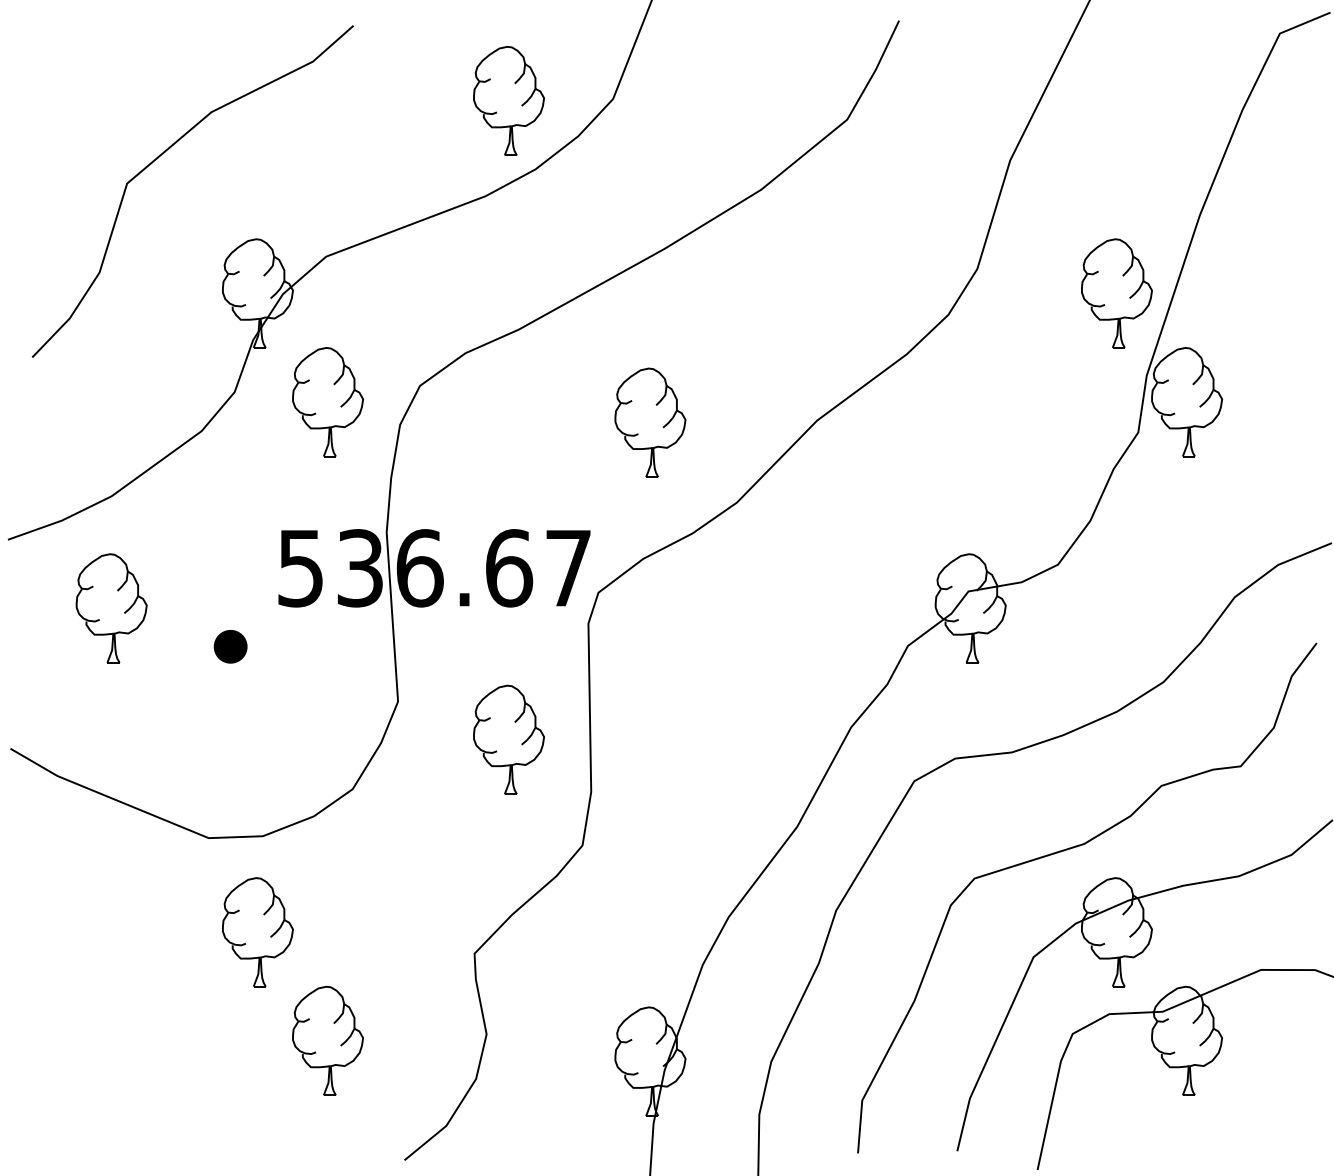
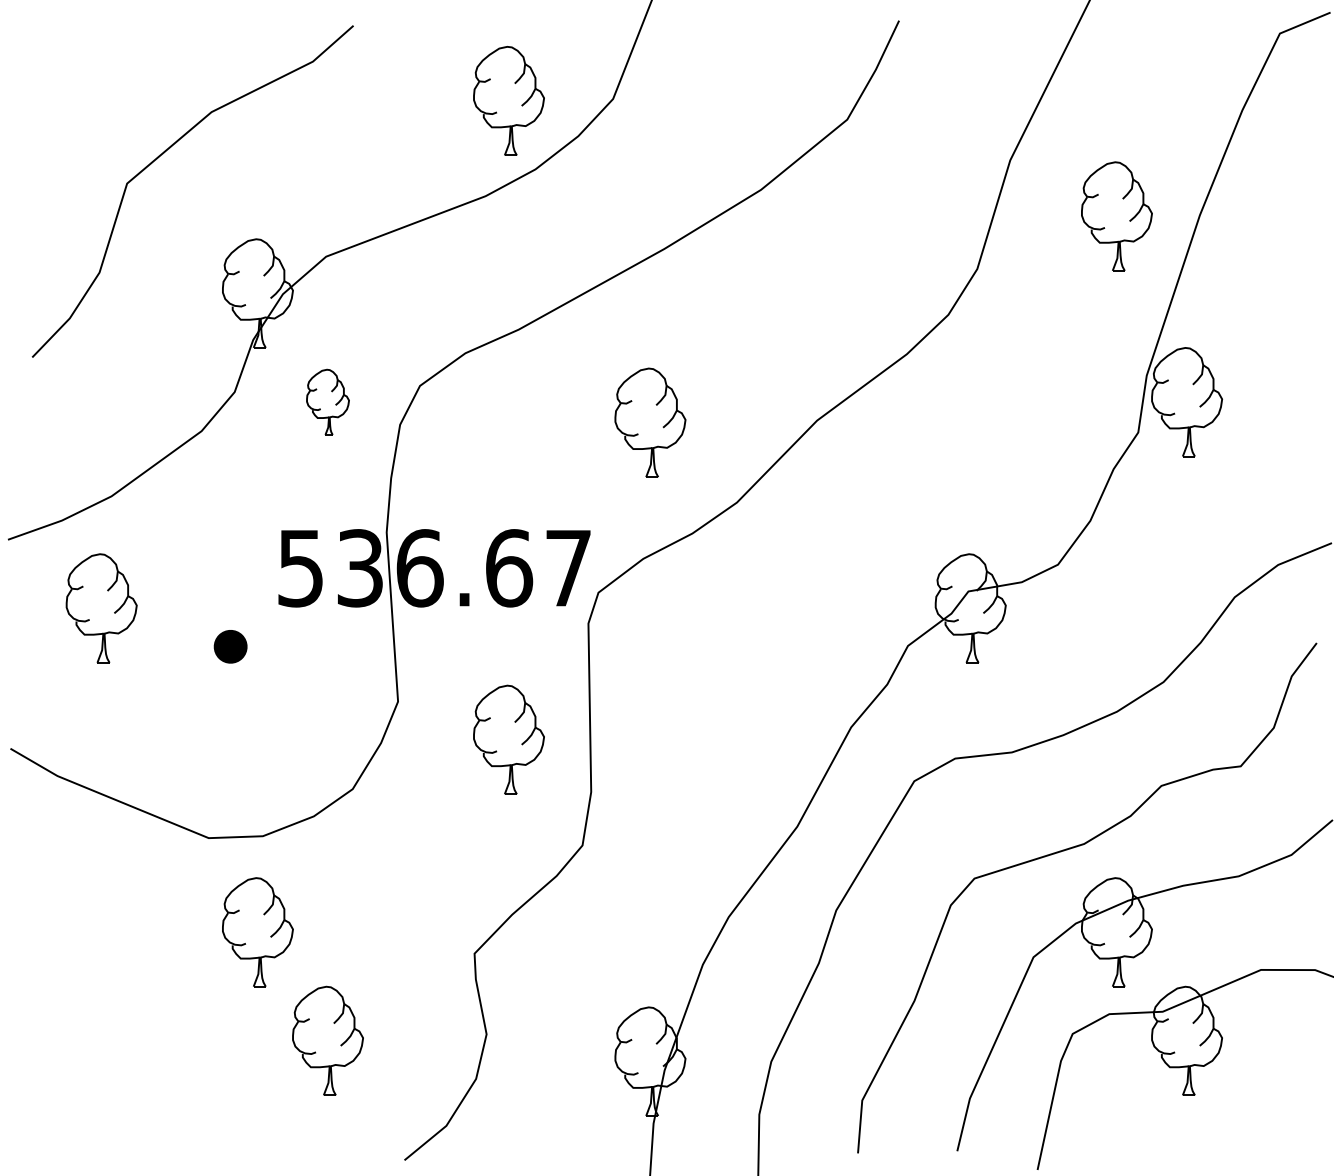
part position: (1116, 293) -> (1116, 216) (1116, 216)
part size: 72x111 px -> 44x68 px (327, 401)
part position: (111, 608) -> (101, 608) (101, 608)
